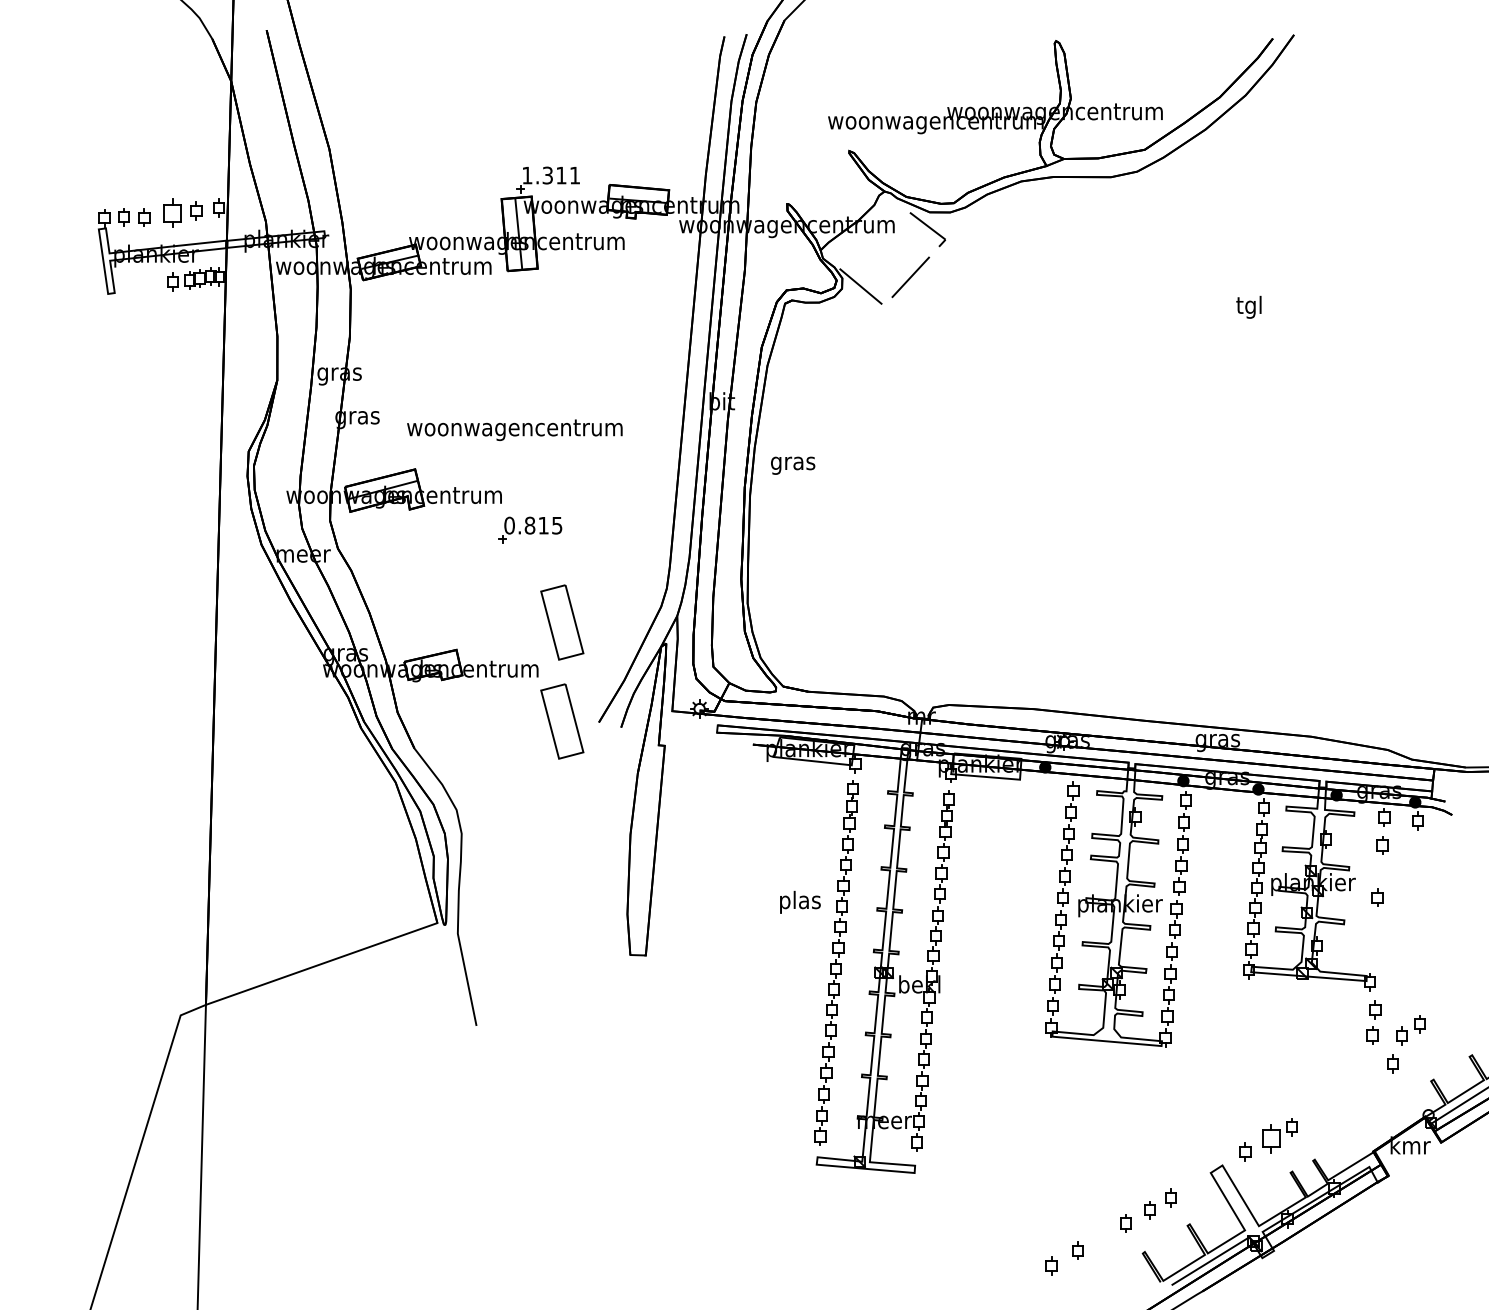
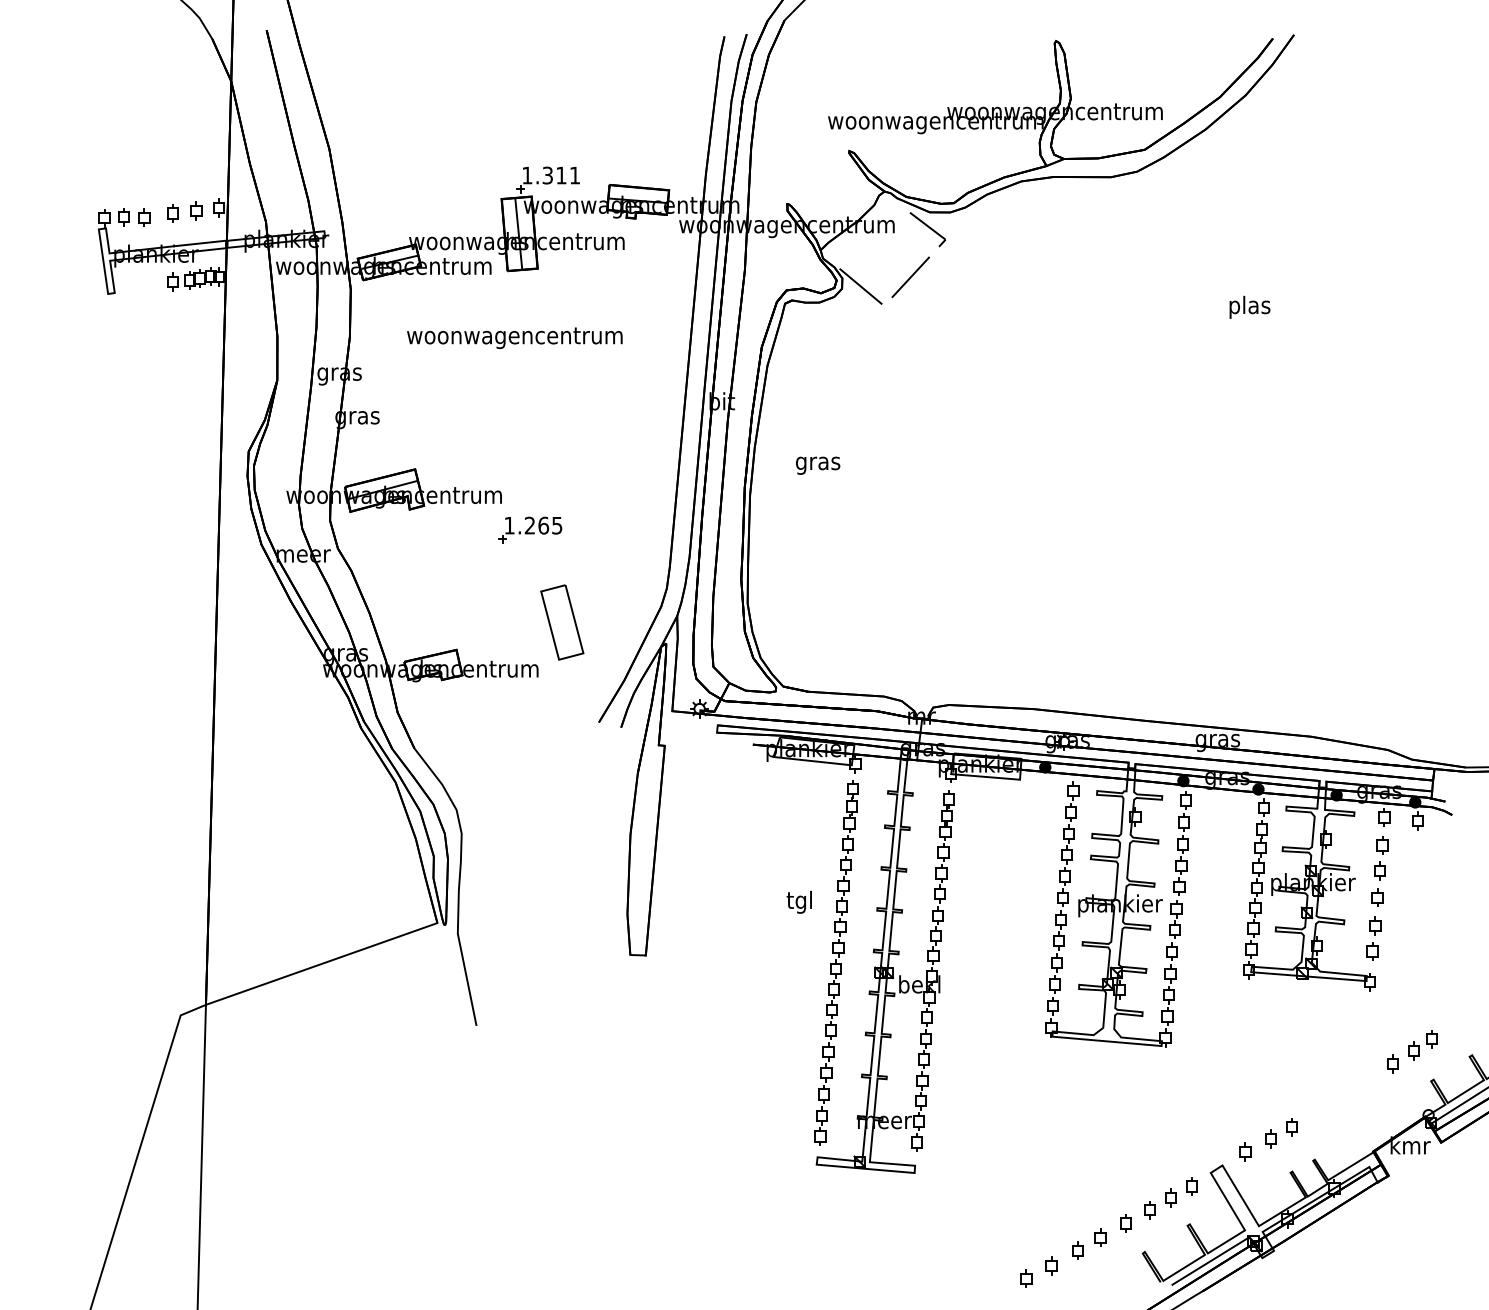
part size: 19x30 px -> 12x19 px (172, 213)
text: tgl -> plas (1249, 306)
text position: (514, 429) -> (514, 337) (514, 337)
text position: (793, 465) -> (818, 465) (818, 465)
text: 0.815 -> 1.265 (526, 525)
part: present -> none (562, 721)
part: none -> present (1379, 870)
text: plas -> tgl (800, 901)
part position: (1373, 1022) -> (1373, 938) (1373, 938)
part position: (1410, 1030) -> (1422, 1045) (1422, 1045)
part size: 19x30 px -> 12x20 px (1270, 1138)
part: none -> present (1191, 1186)
part: none -> present (1100, 1237)
part: none -> present (1026, 1278)
